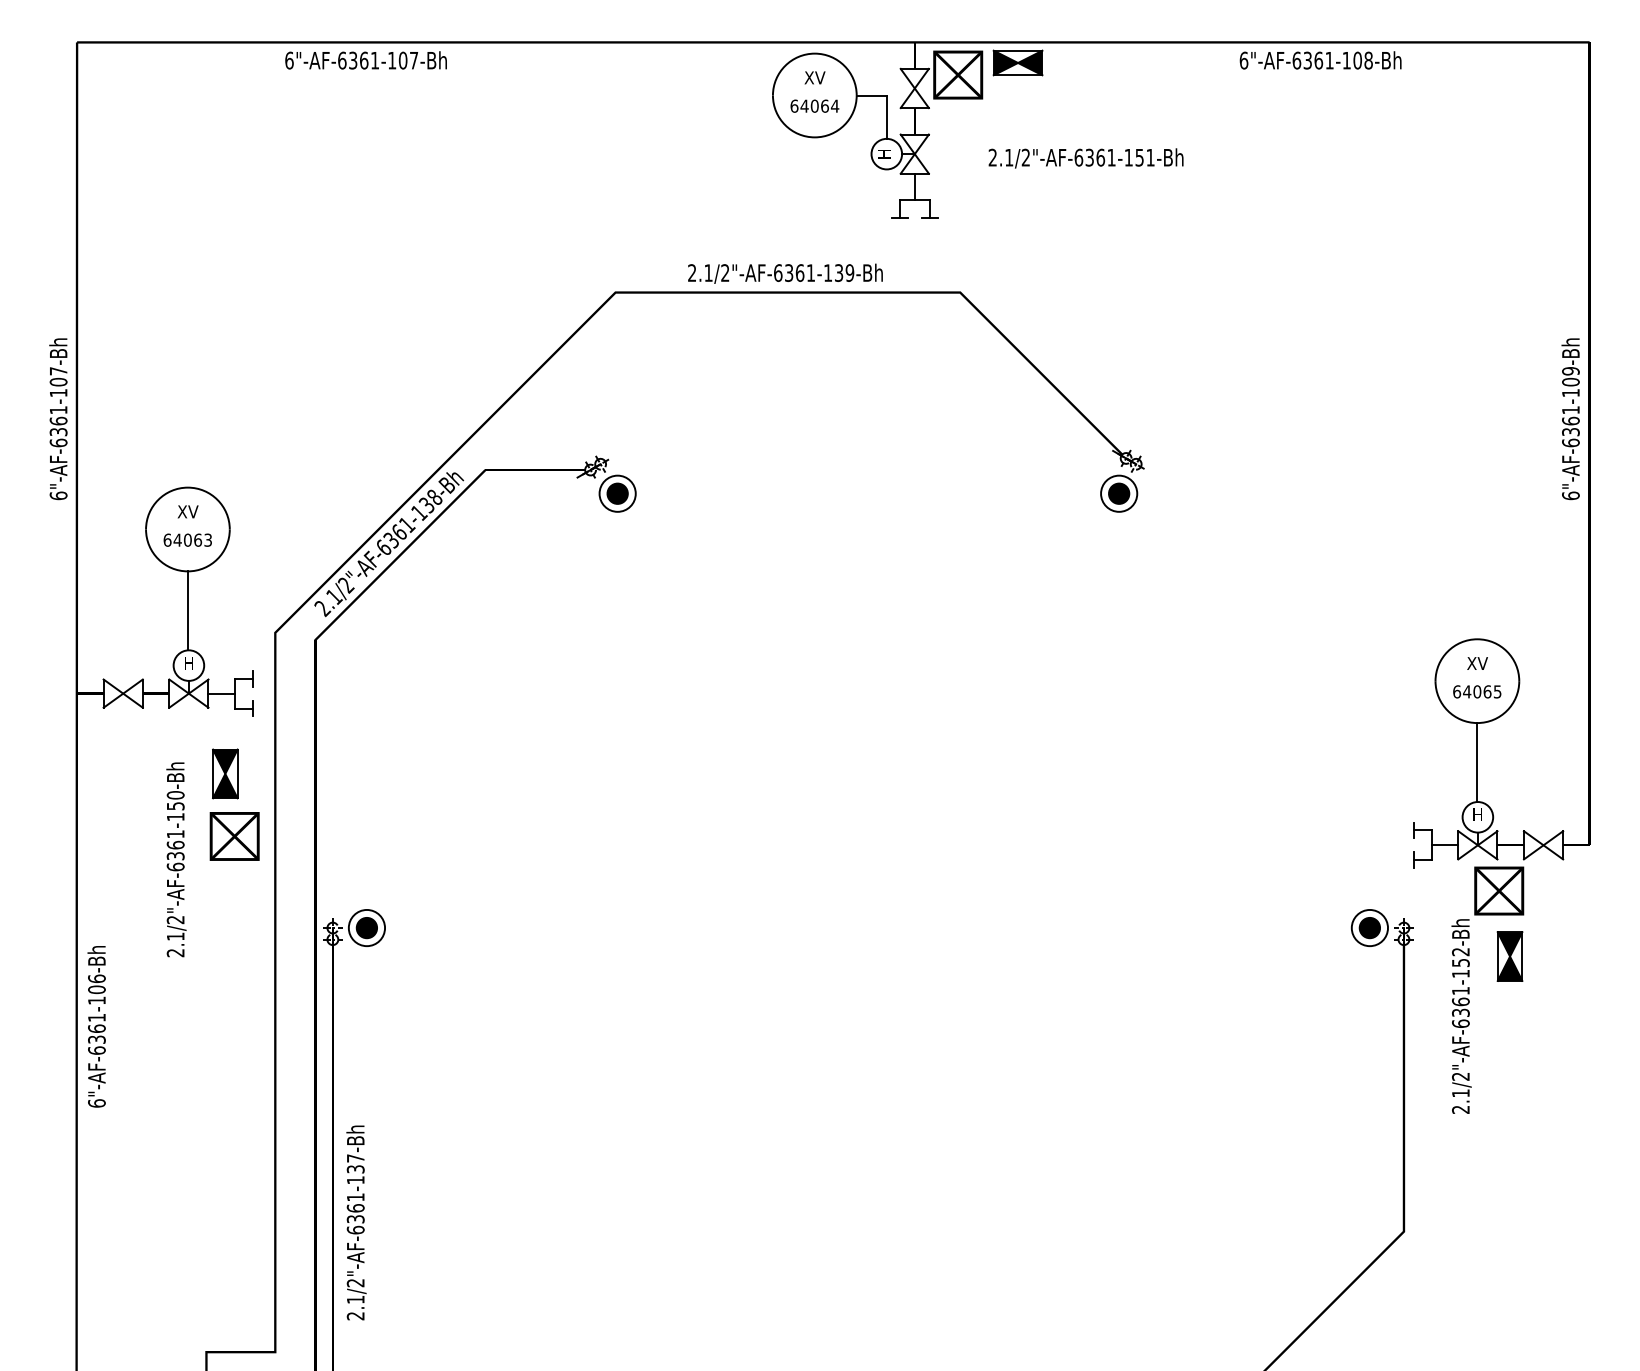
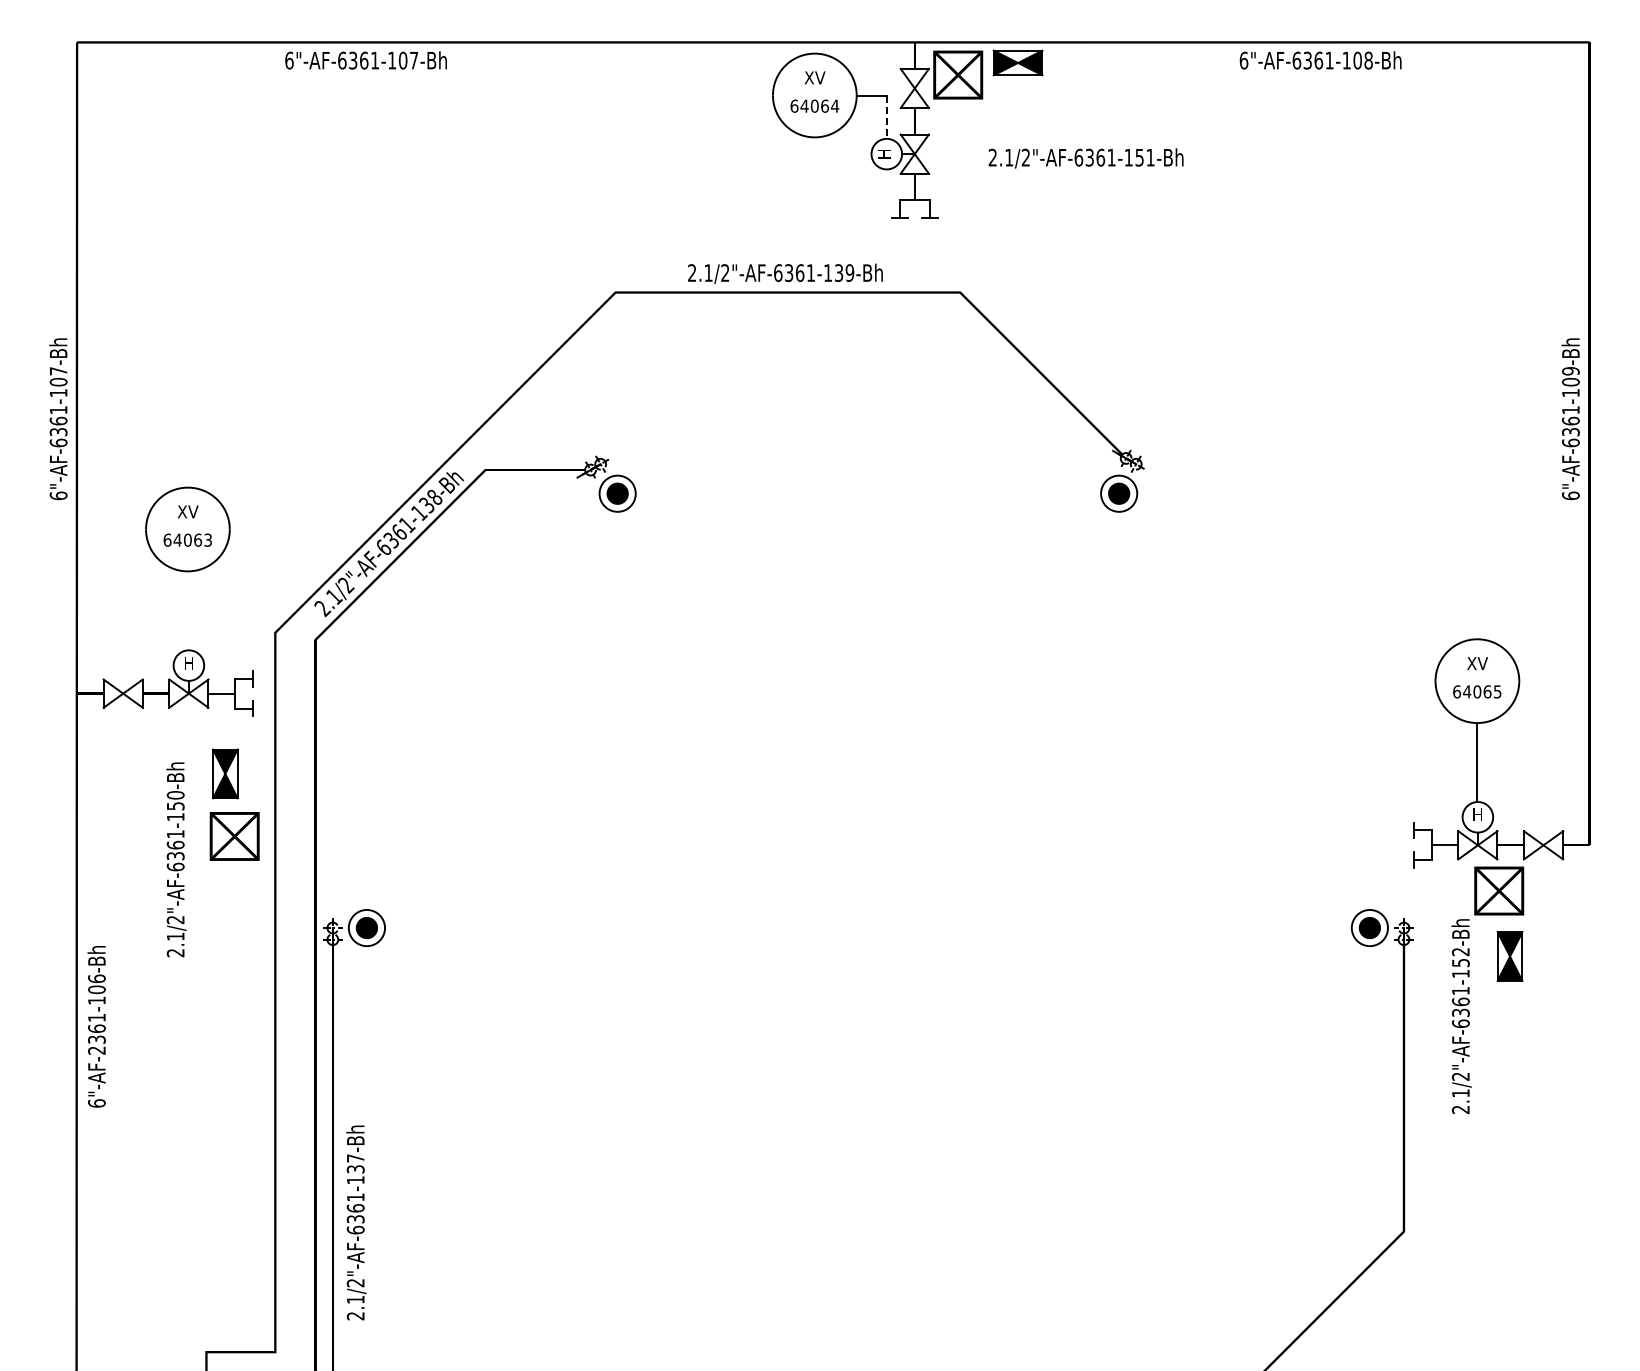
line: solid -> dashed (886, 117)
line: present -> none (187, 610)
text: 6"-AF-6361-106-Bh -> 6"-AF-2361-106-Bh (96, 1050)
